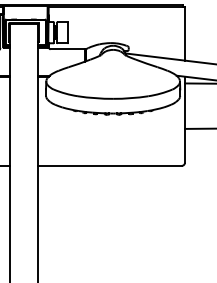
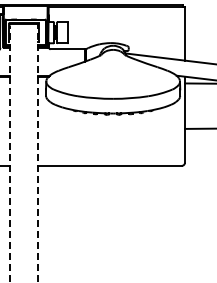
line: solid -> dashed (9, 153)
line: solid -> dashed (38, 154)
